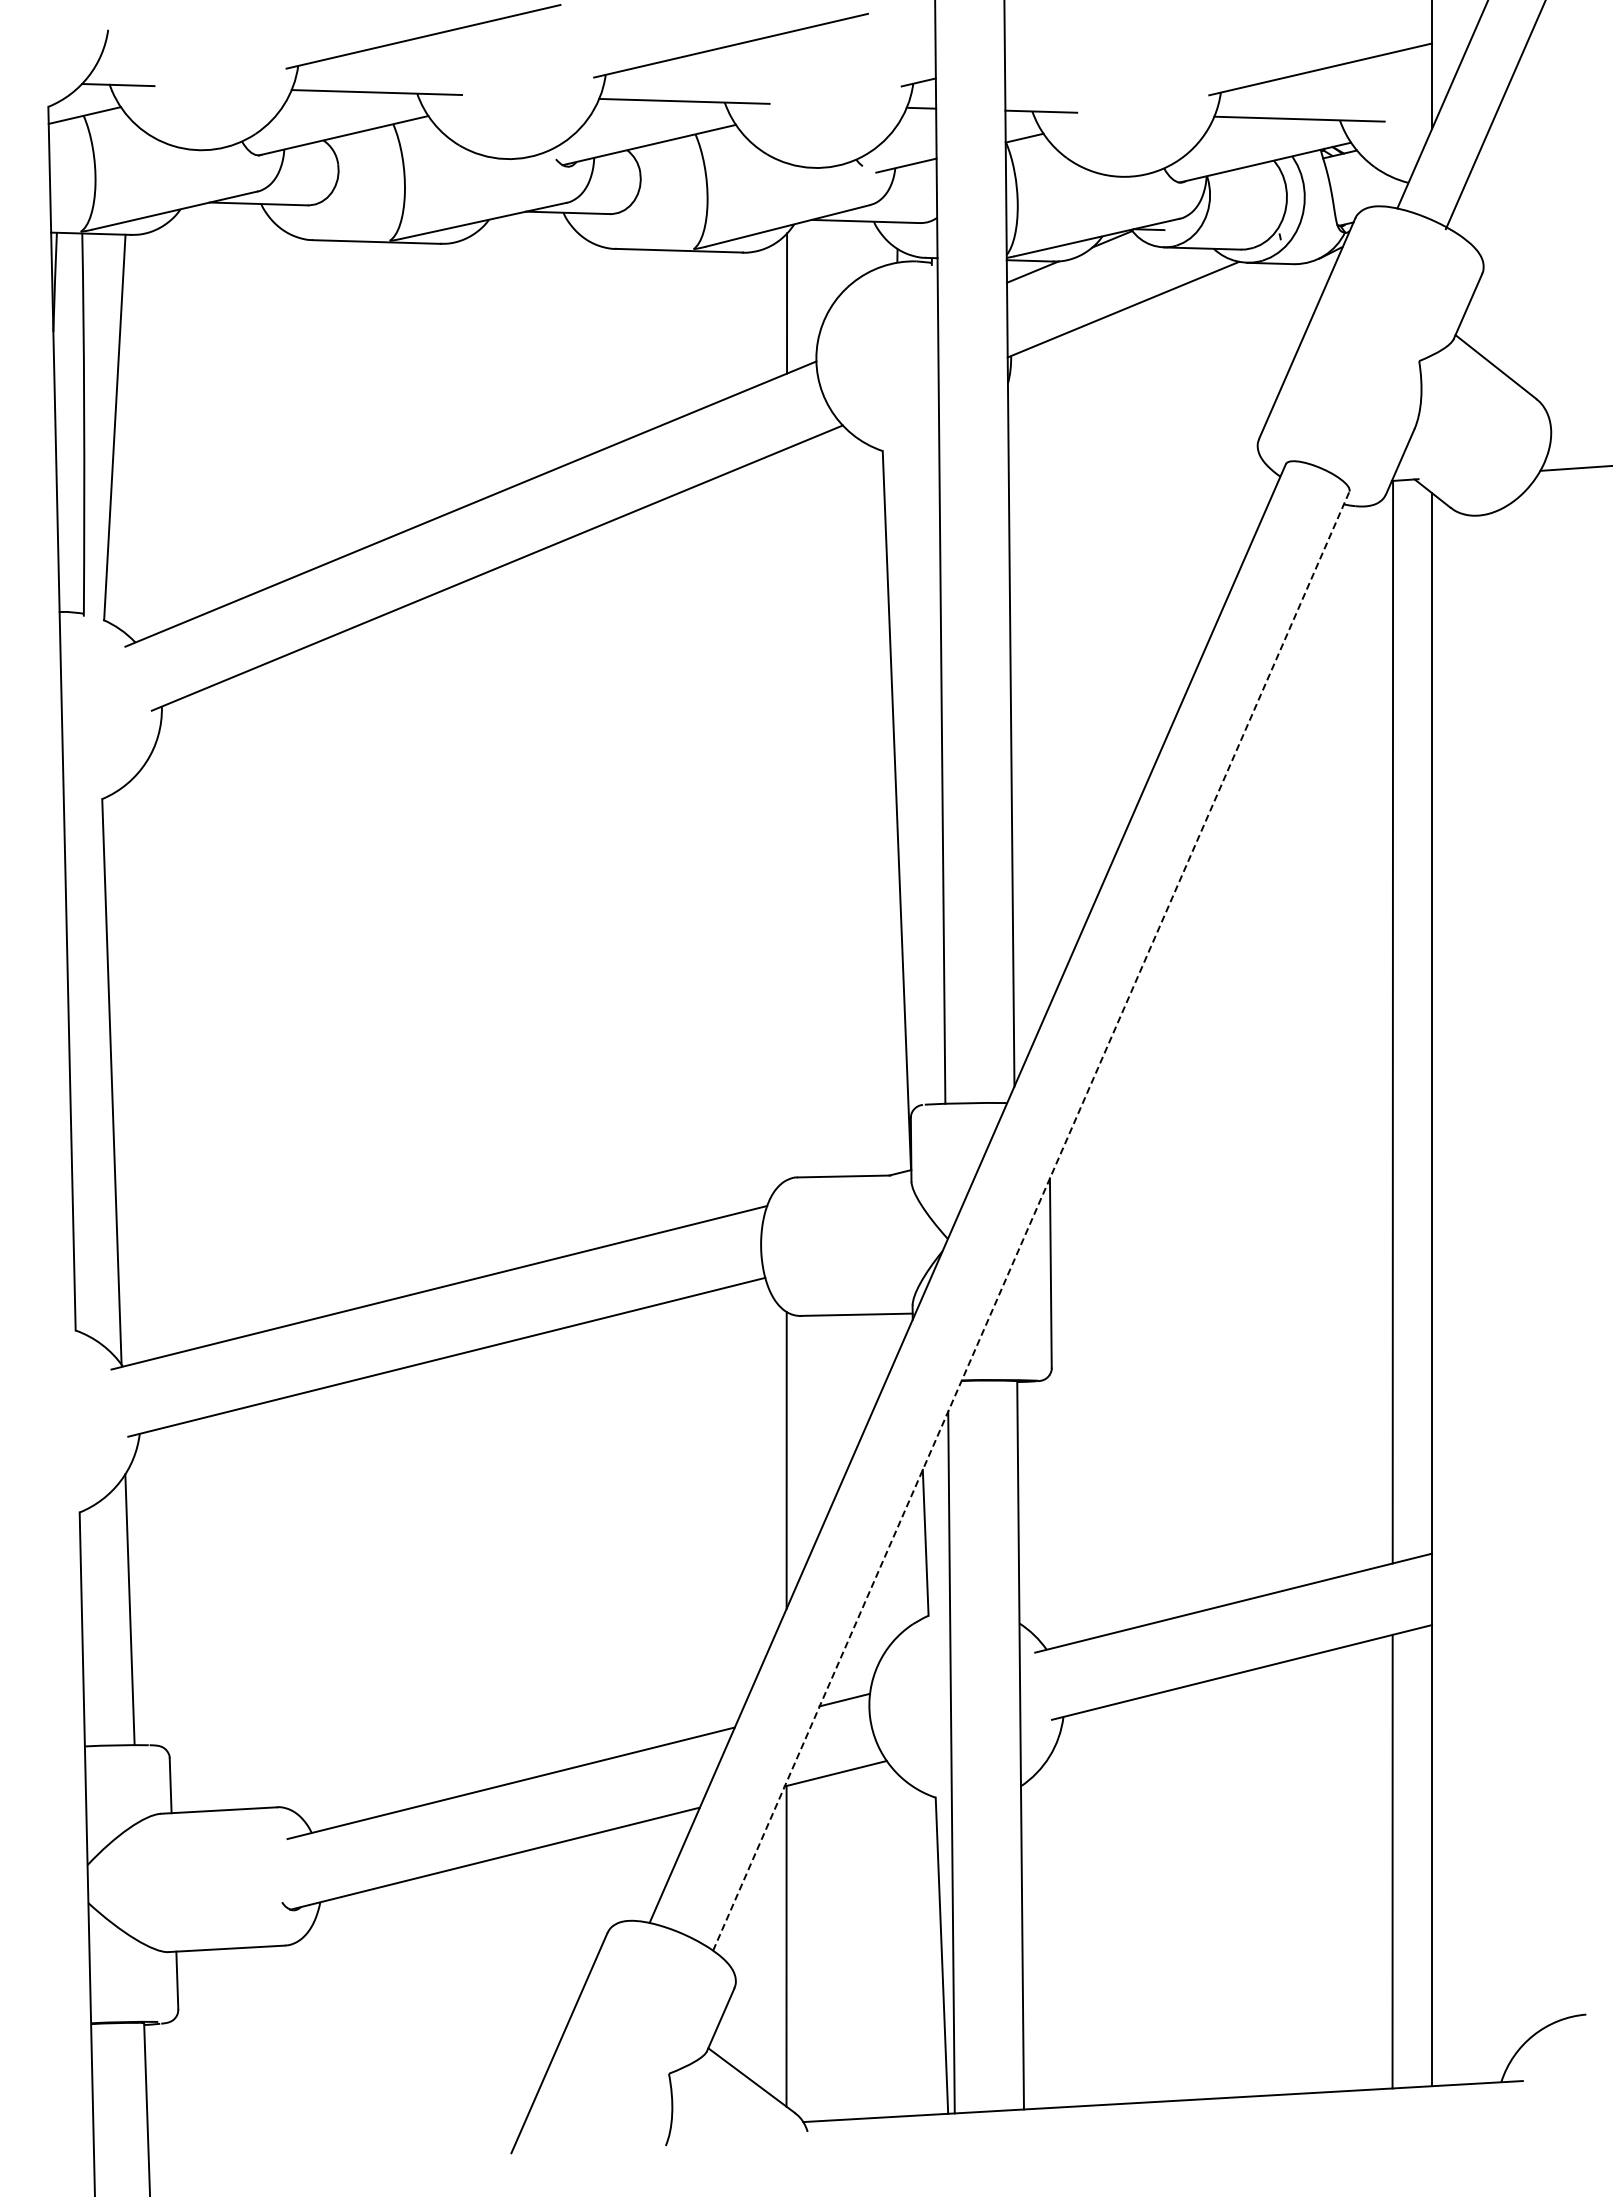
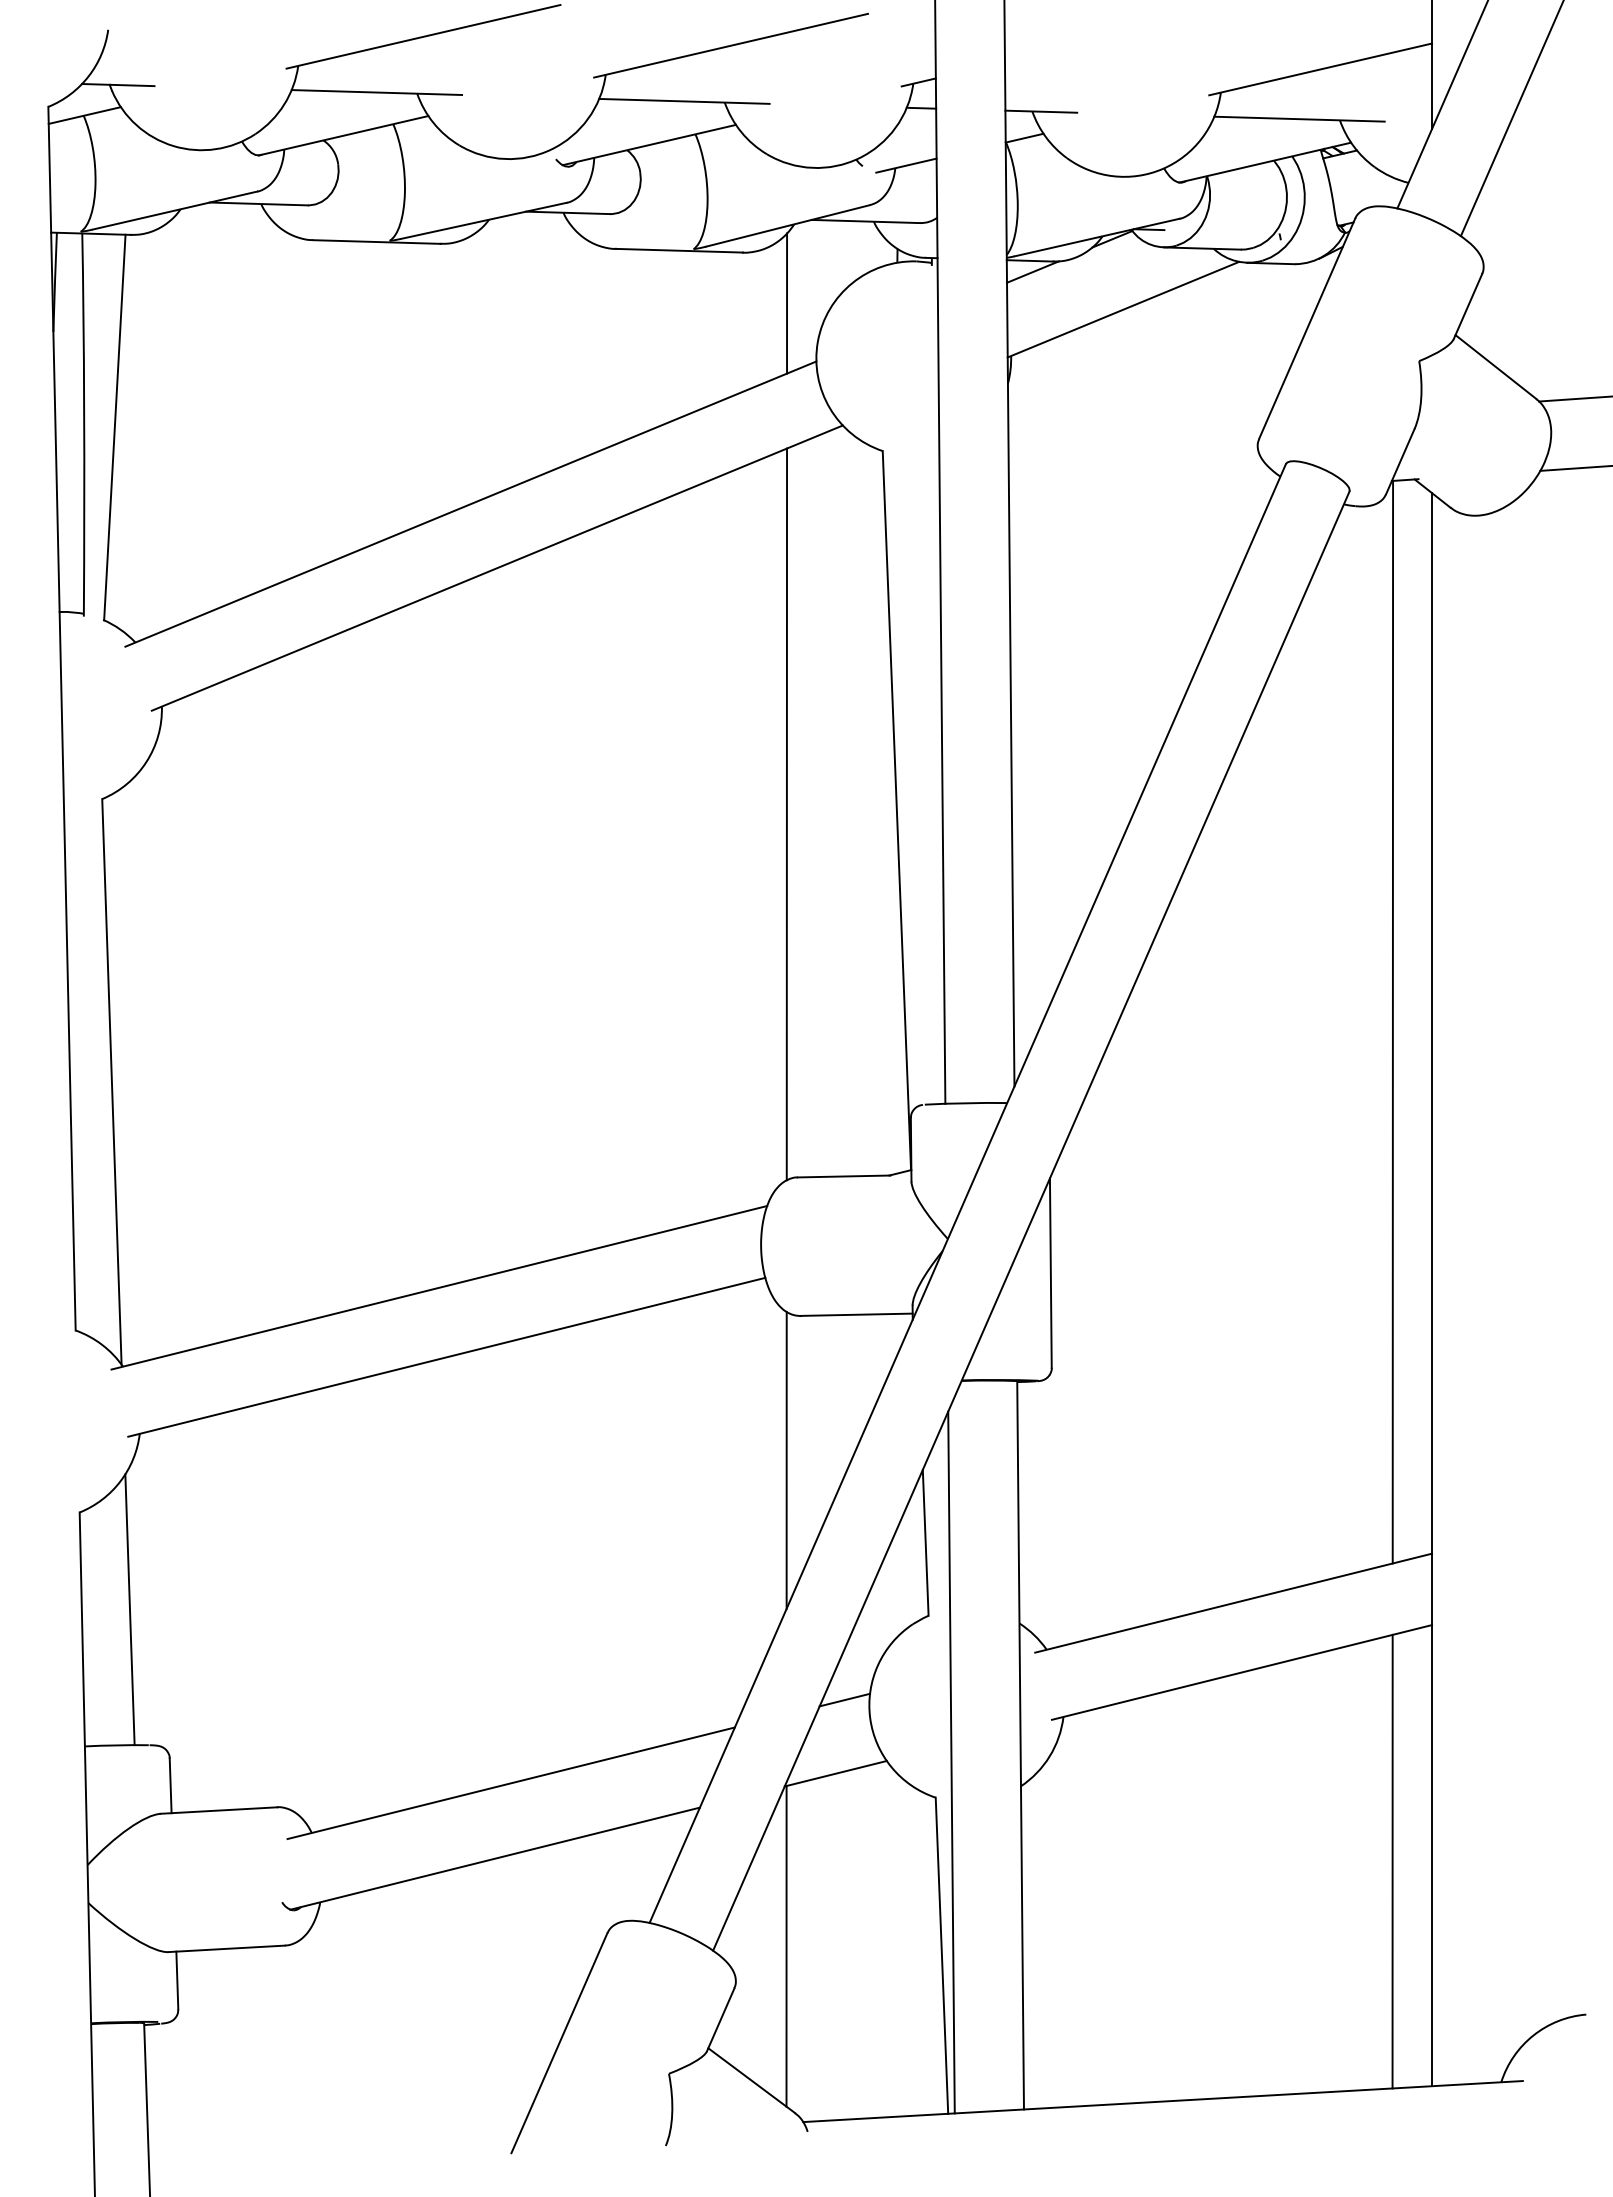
line position: (1494, 115) -> (1511, 119) (1511, 119)
line: none -> present (1574, 398)
line: none -> present (786, 814)
line: dashed -> solid (1031, 1221)
